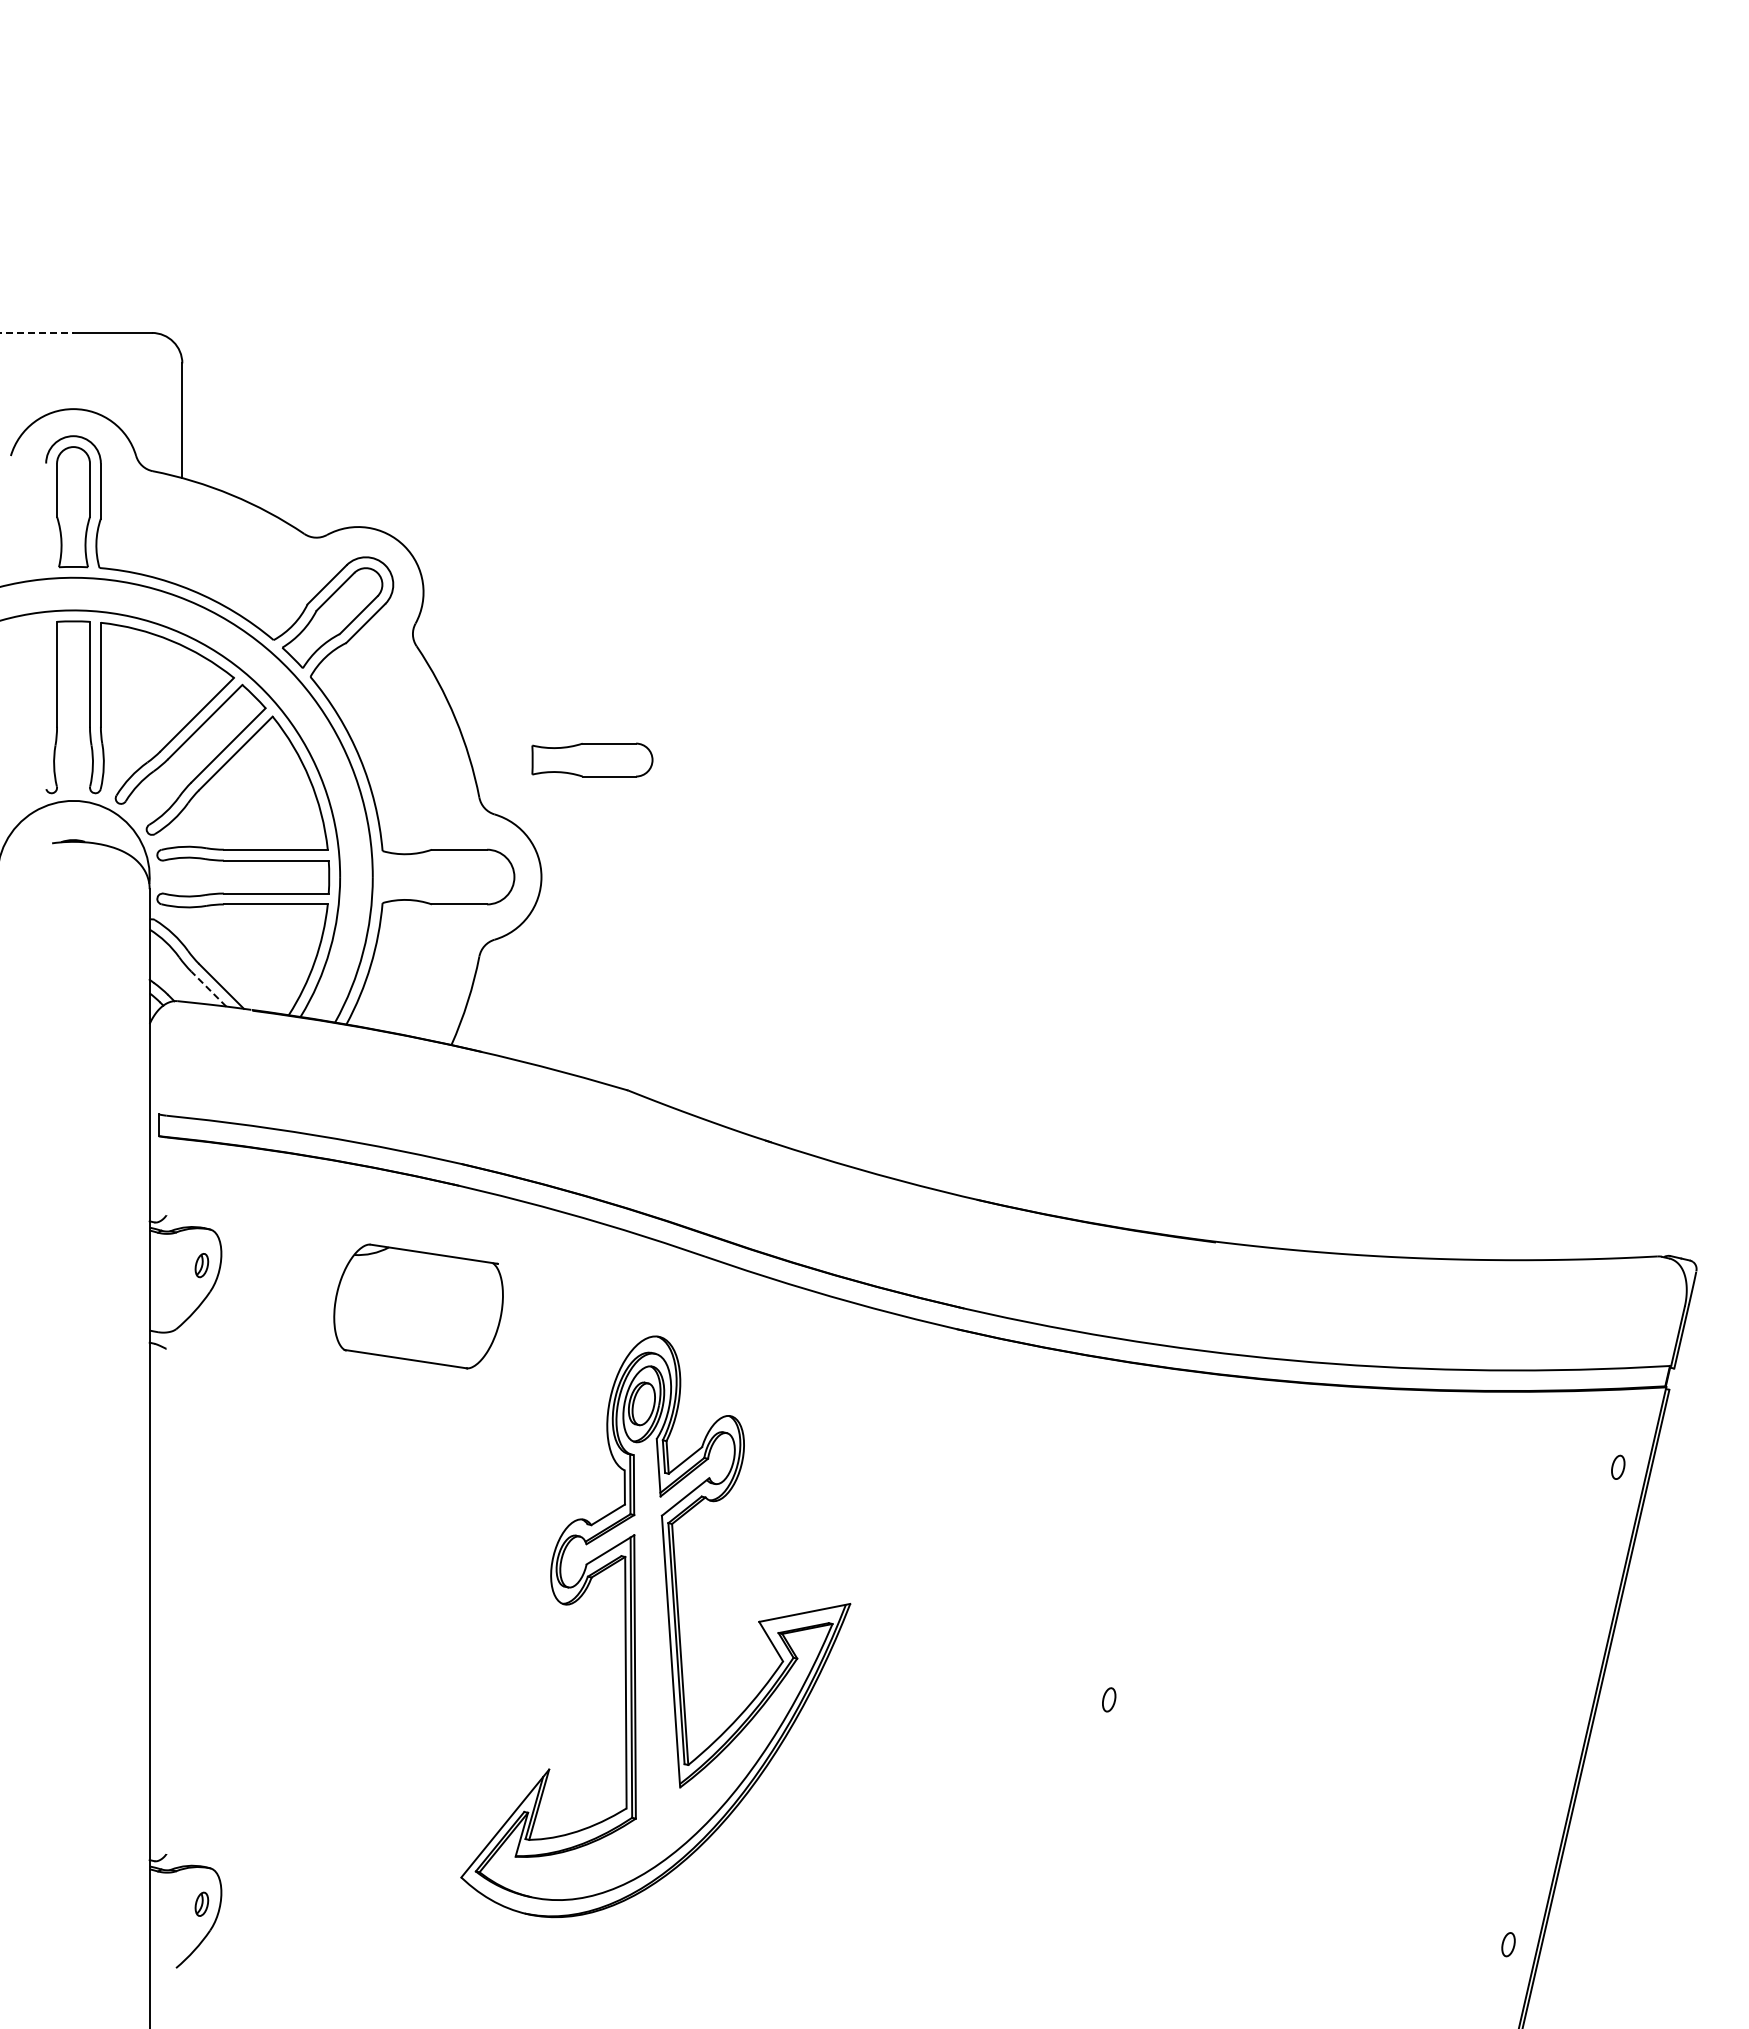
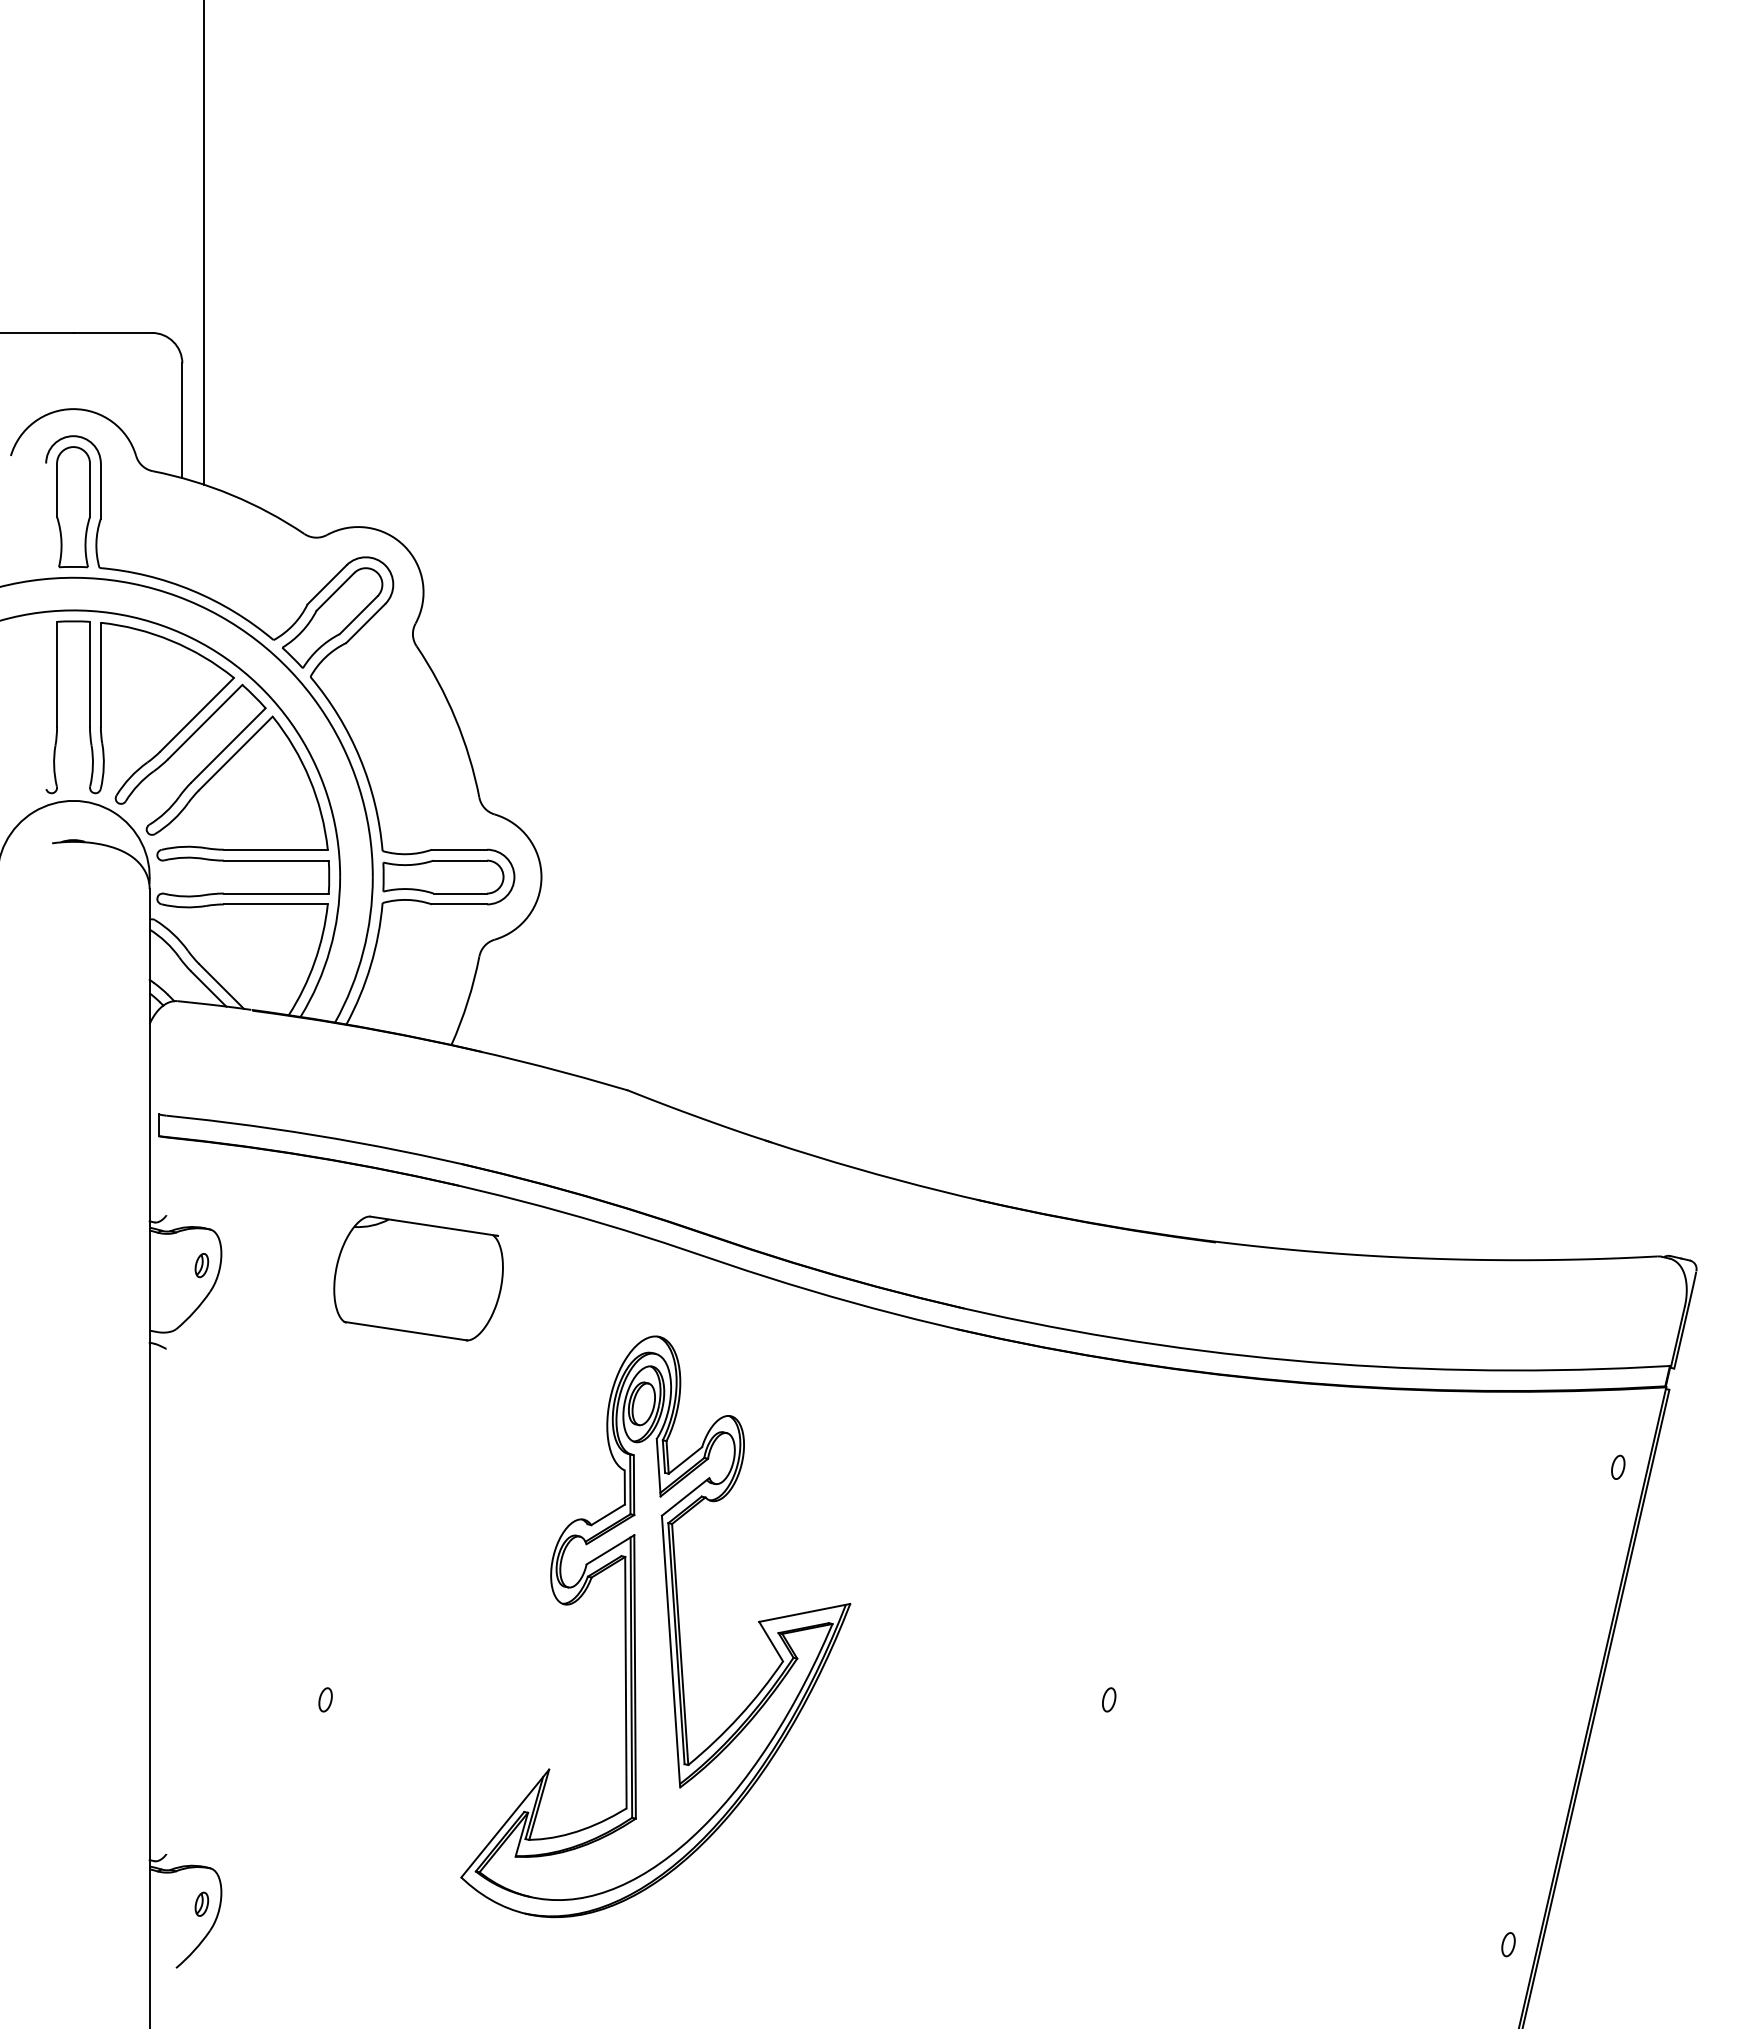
line: none -> present (204, 243)
line: dashed -> solid (36, 332)
part position: (592, 759) -> (443, 876) (443, 876)
line: dashed -> solid (208, 989)
part position: (418, 1306) -> (418, 1278) (418, 1278)
part: none -> present (325, 1699)
